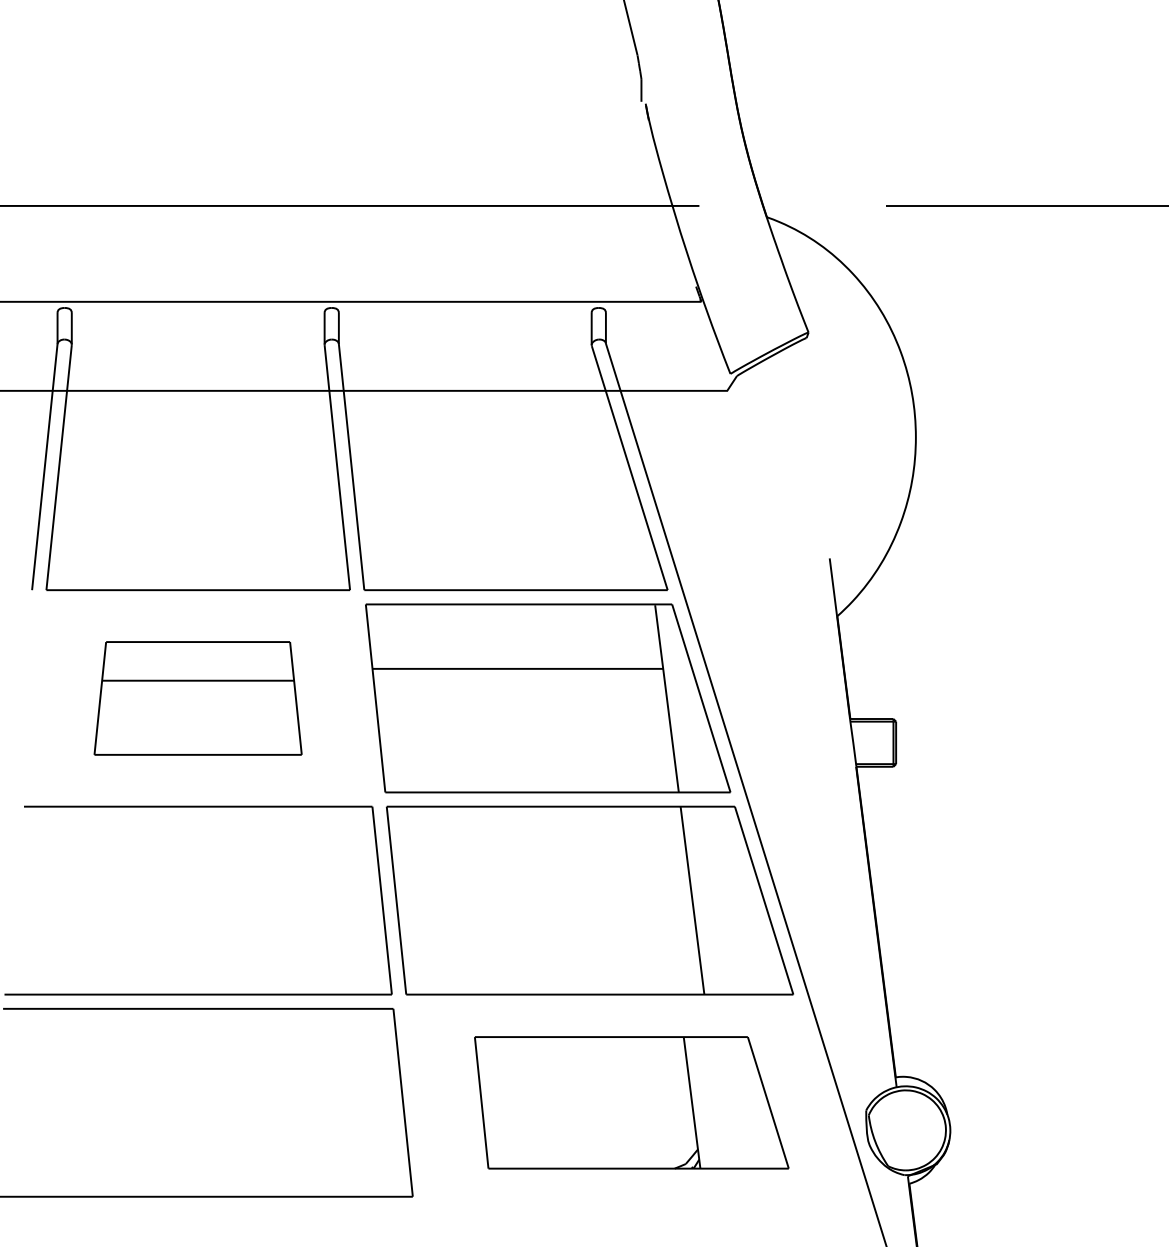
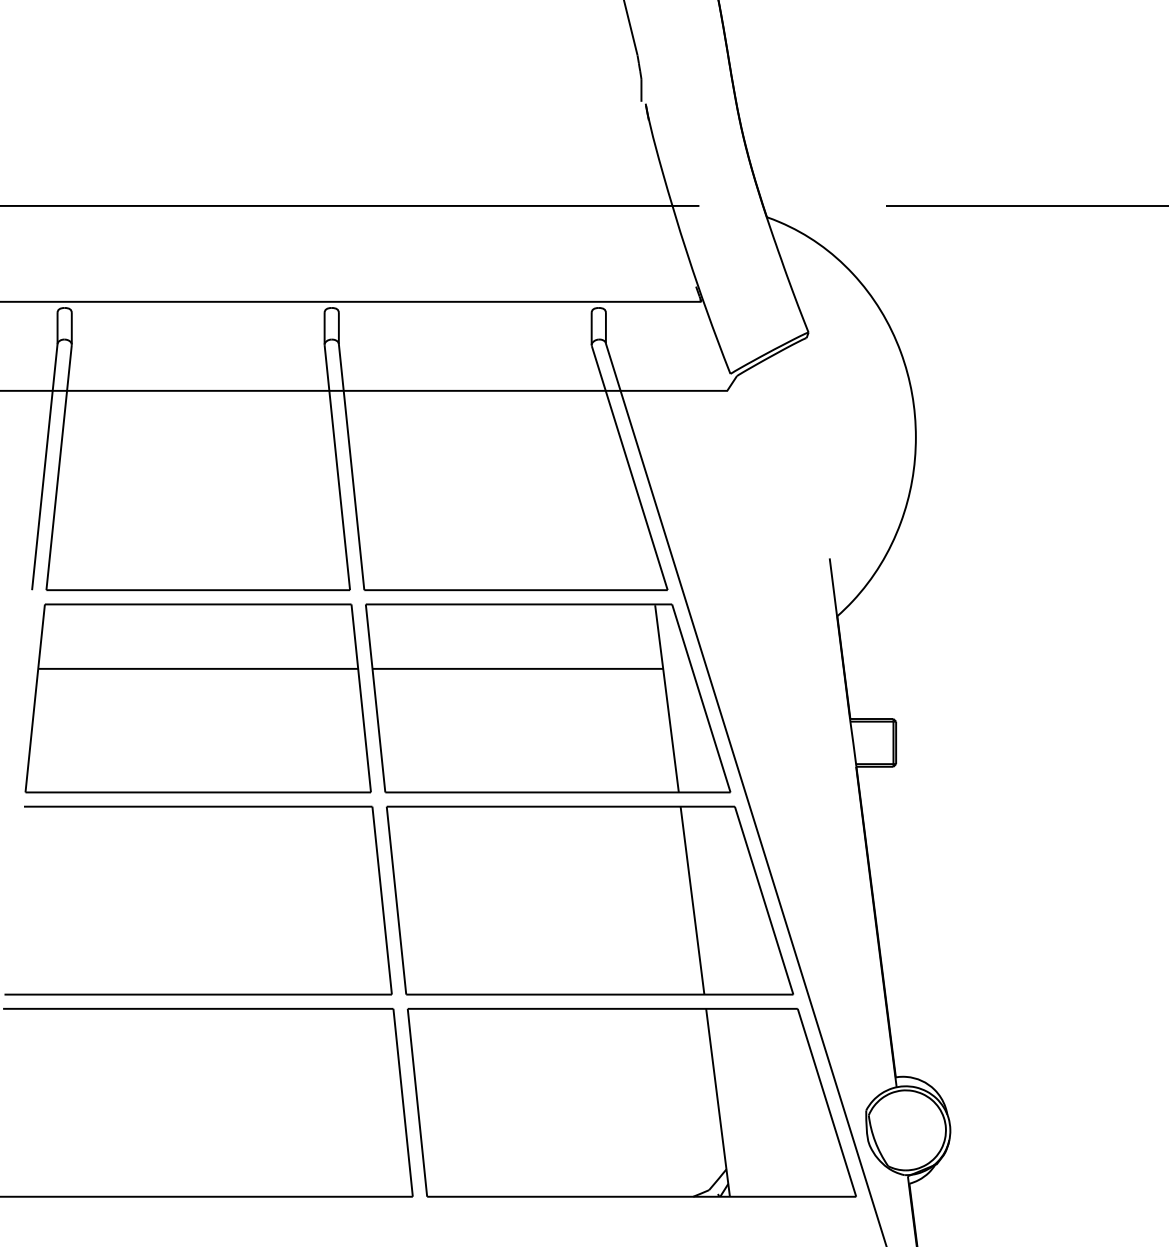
part size: 210x115 px -> 348x191 px (197, 698)
part size: 316x134 px -> 451x190 px (631, 1102)
